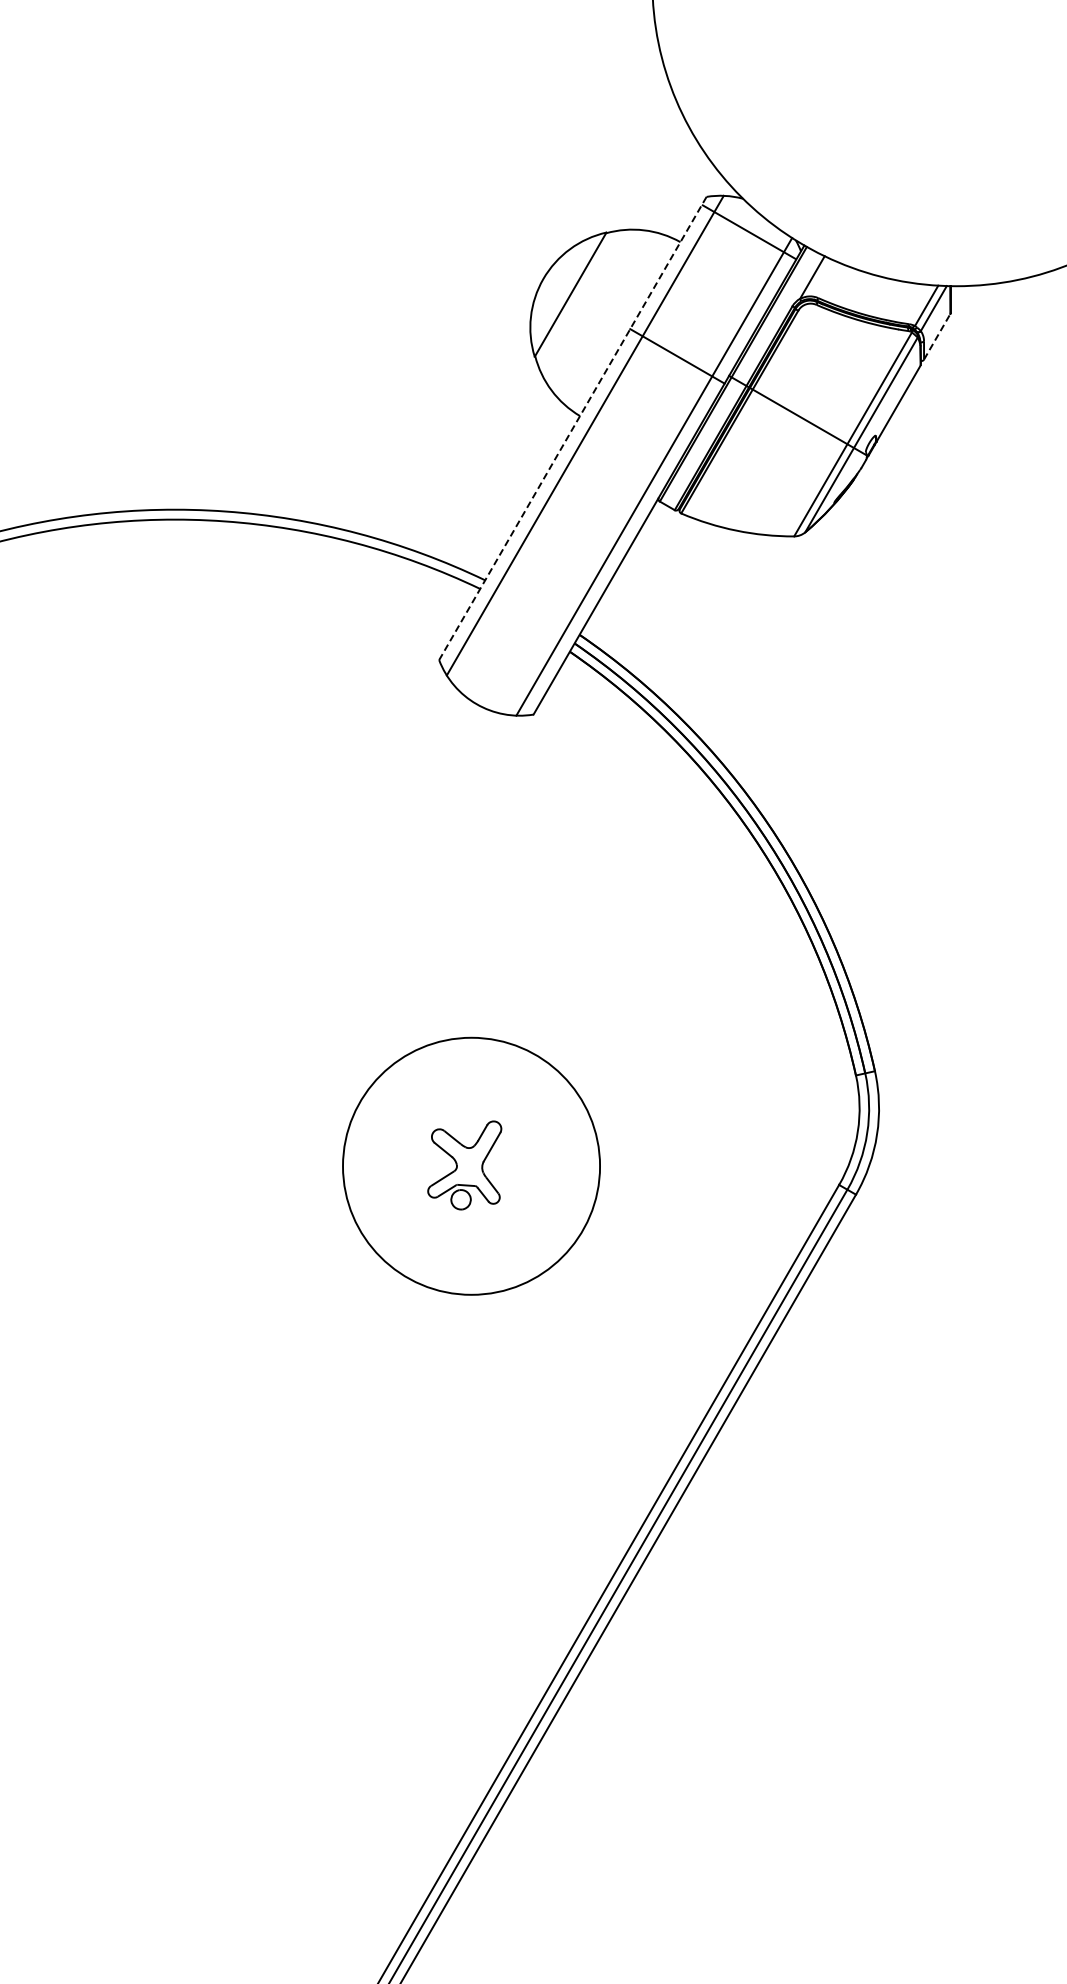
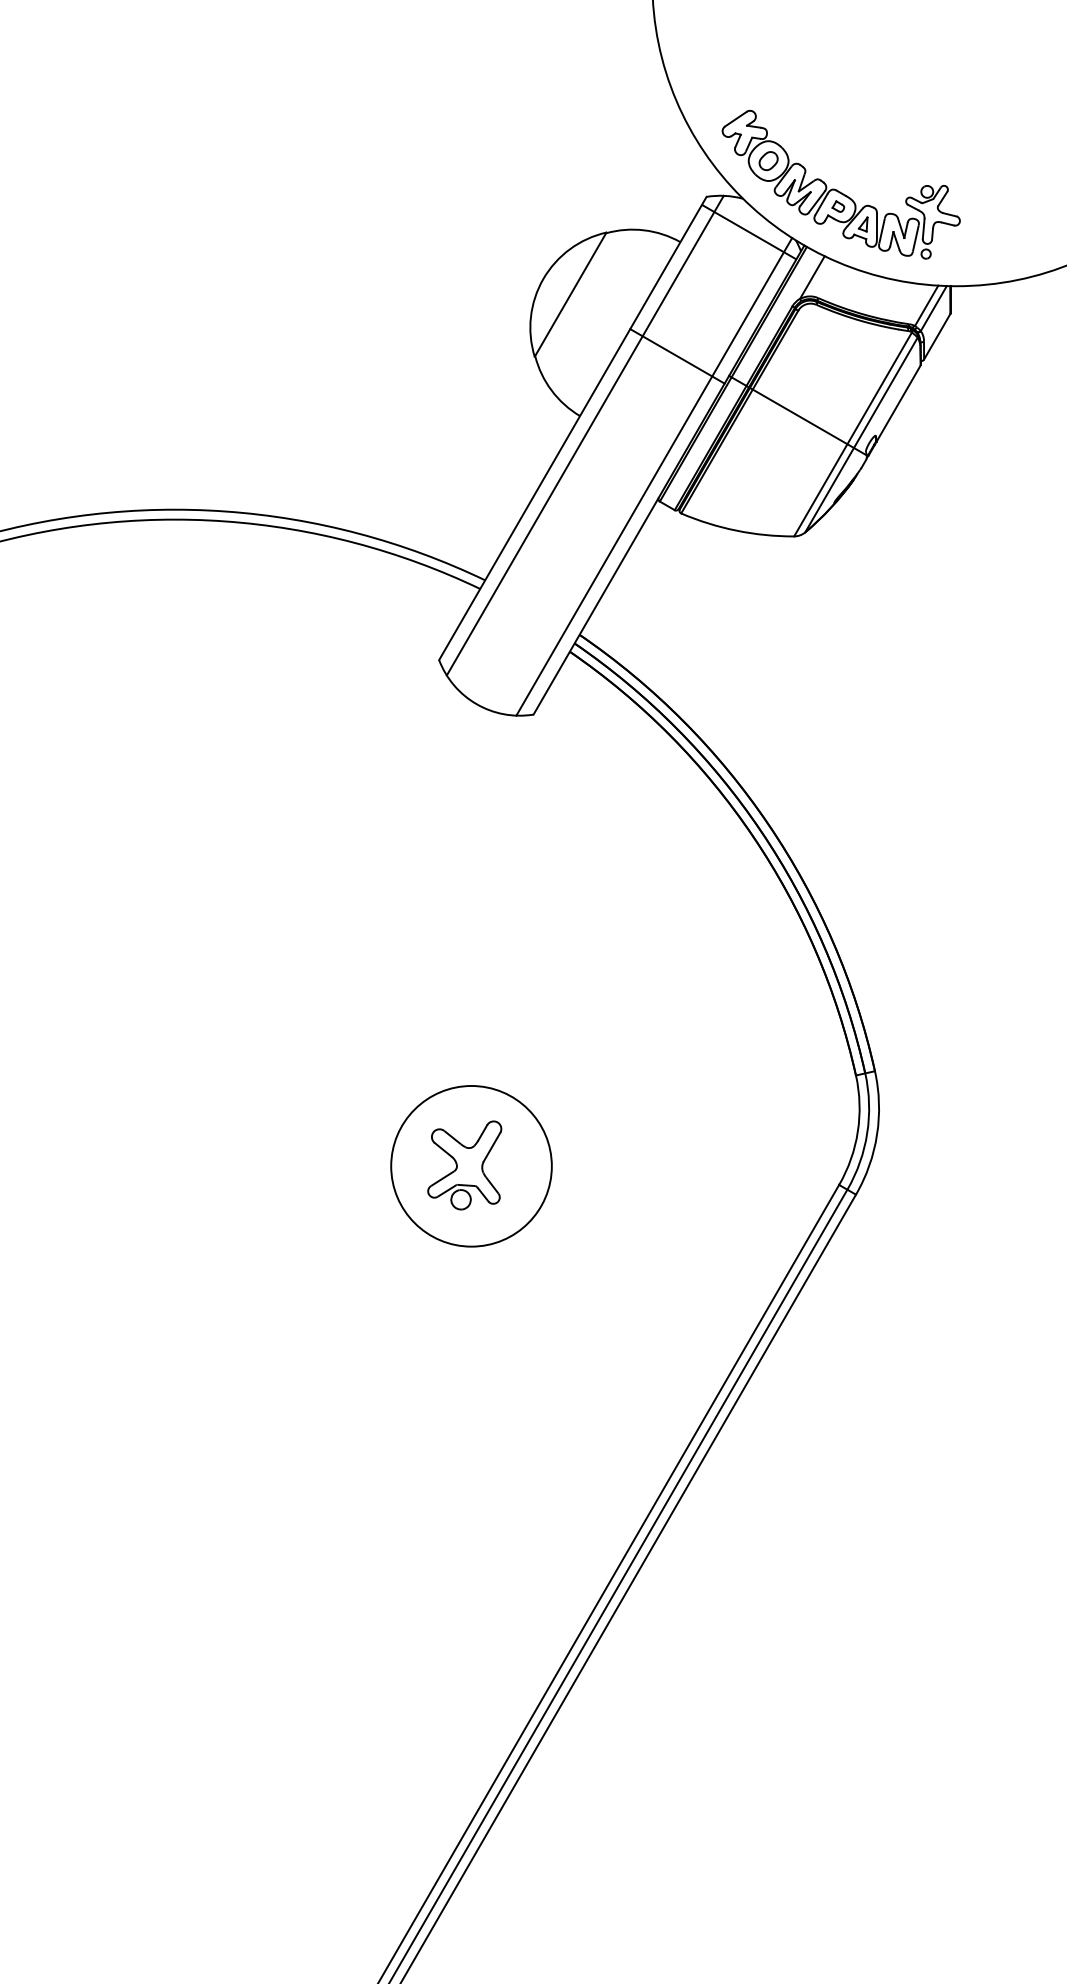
part: none -> present (838, 190)
line: dashed -> solid (937, 336)
line: dashed -> solid (572, 428)
circle diameter: 257 px -> 161 px (471, 1165)
